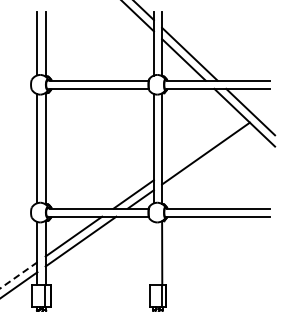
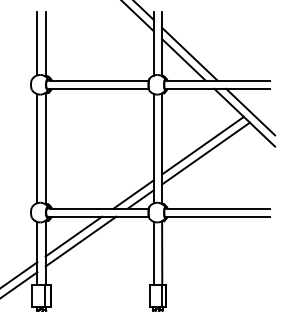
line: none -> present (202, 145)
line: none -> present (153, 253)
line: dashed -> solid (18, 275)
